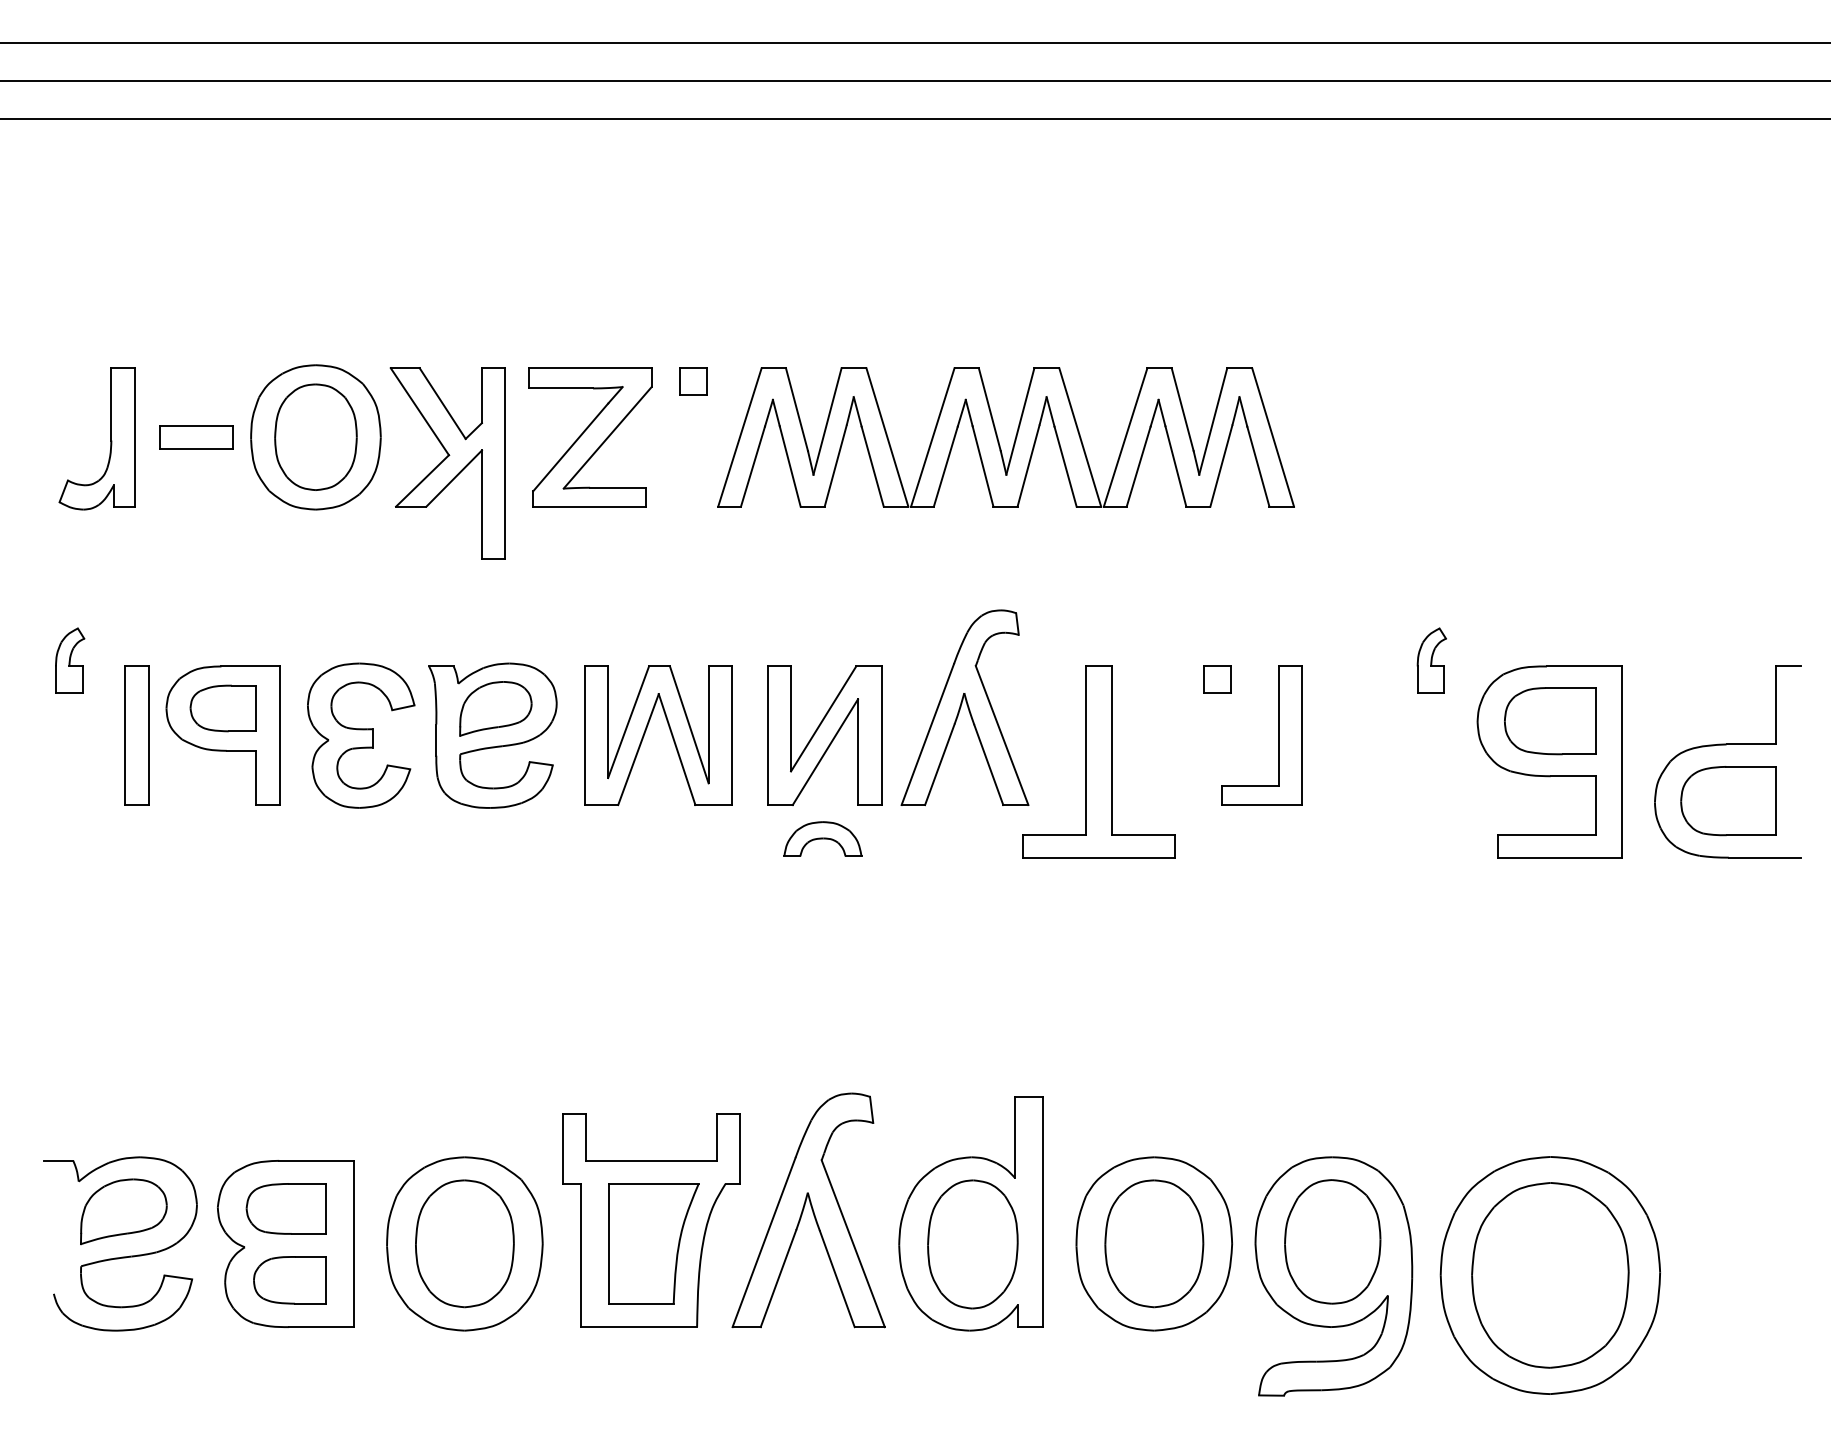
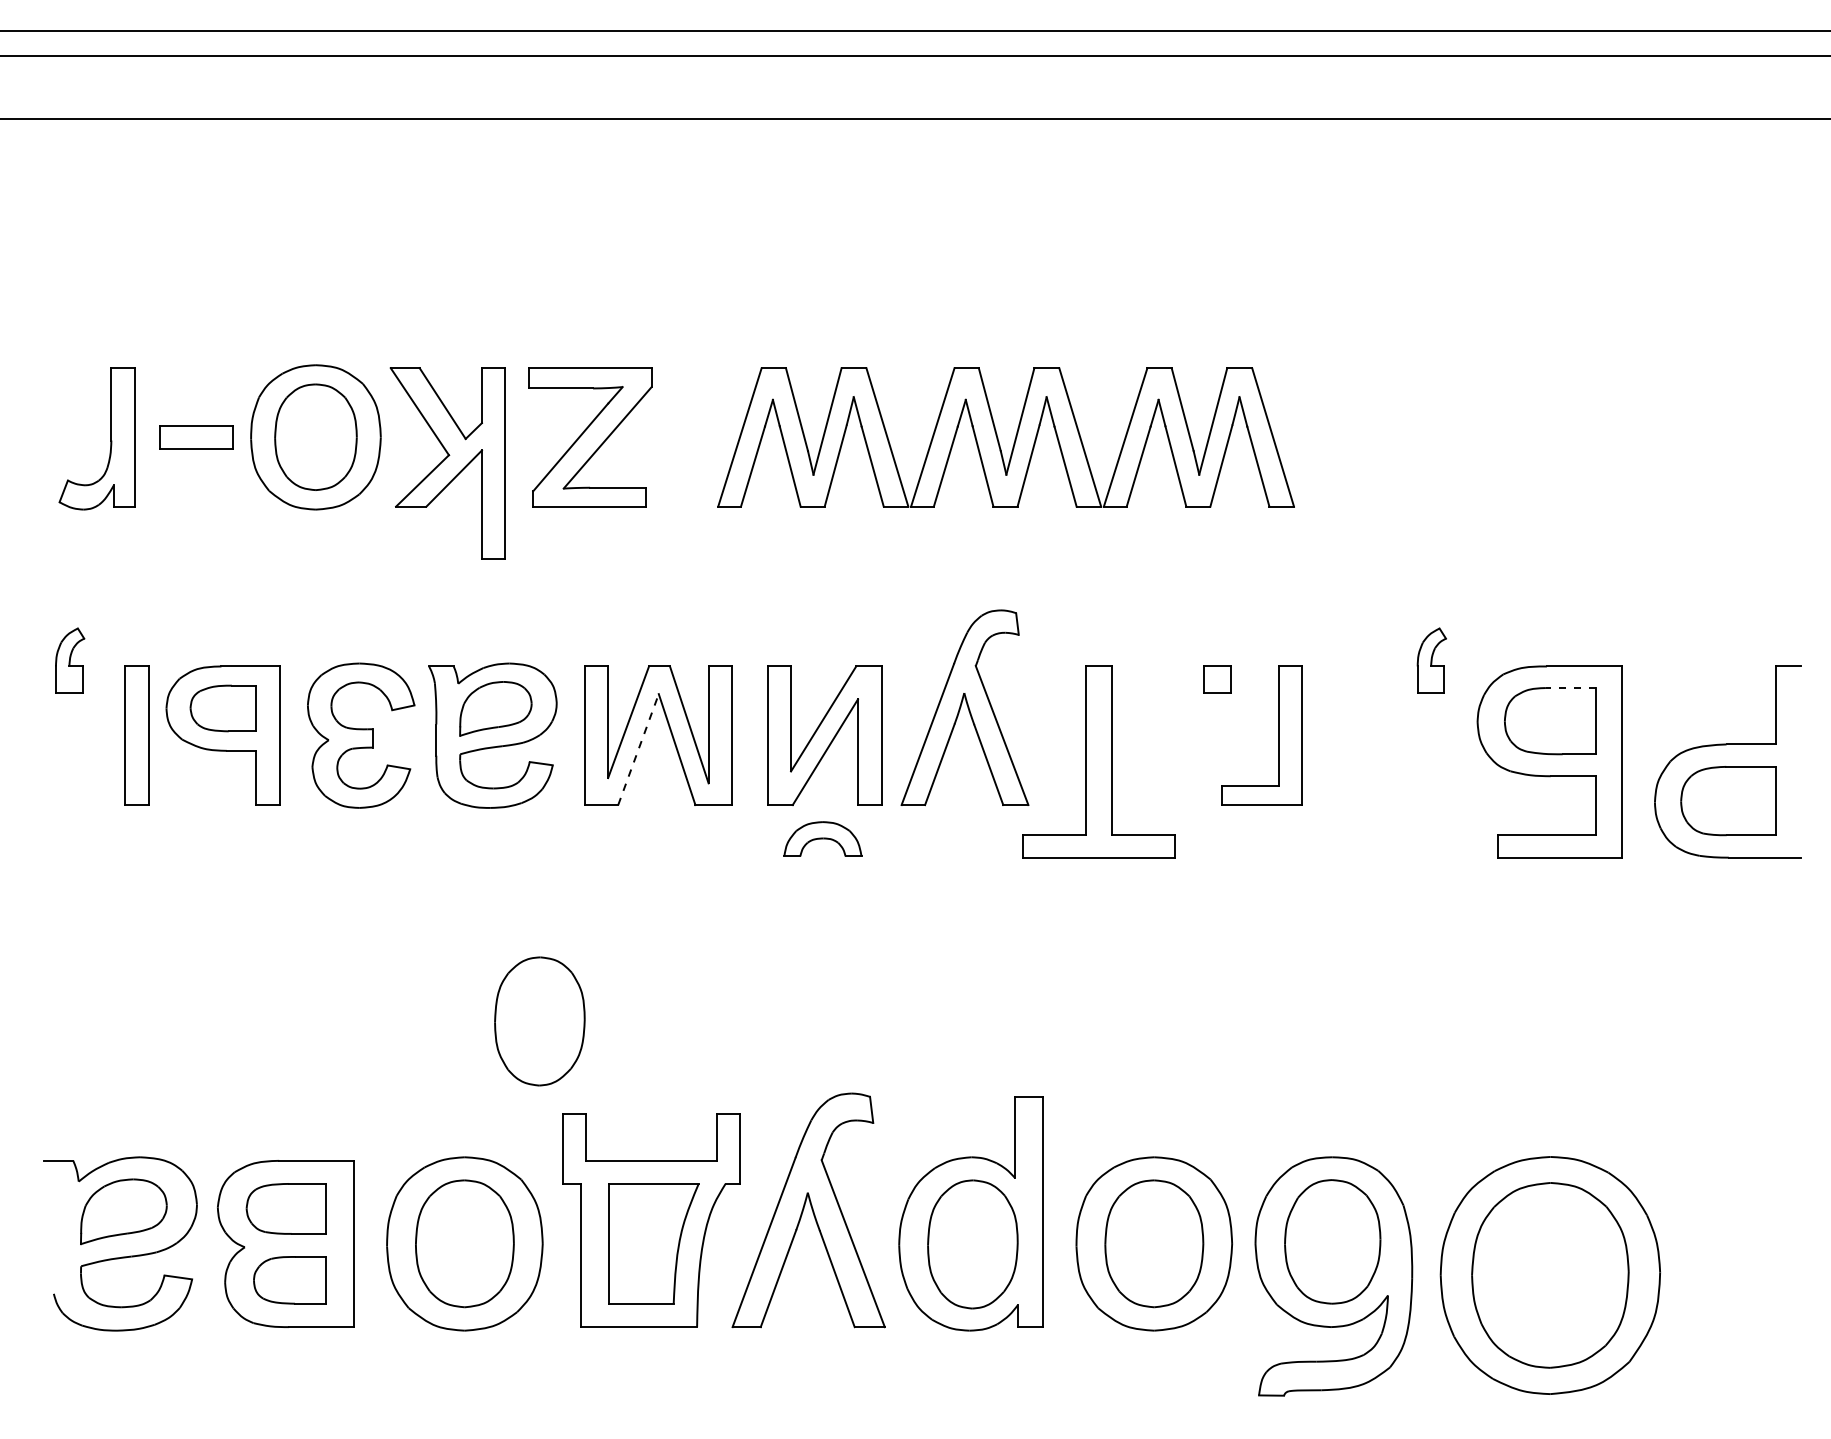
line position: (914, 43) -> (914, 31) (914, 31)
line position: (914, 81) -> (914, 56) (914, 56)
part: present -> none (693, 381)
line: solid -> dashed (1570, 688)
line: solid -> dashed (638, 749)
part: none -> present (539, 1021)
